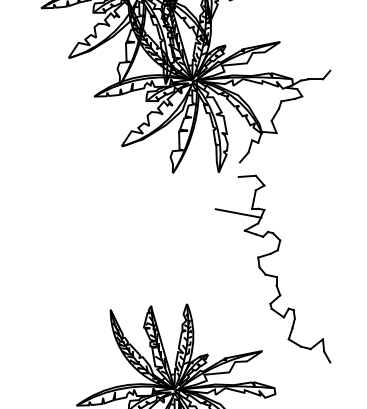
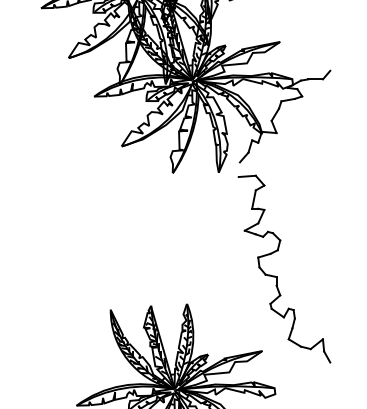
line: present -> none (238, 213)
